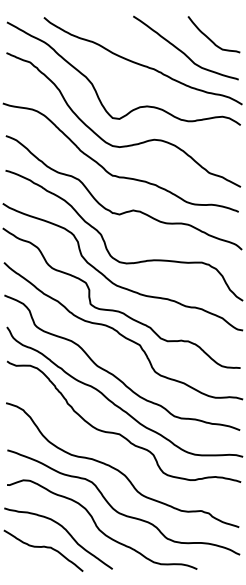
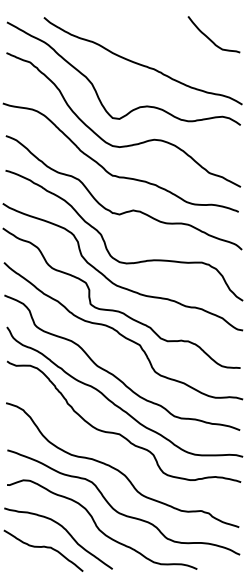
curve: present -> none (183, 51)
